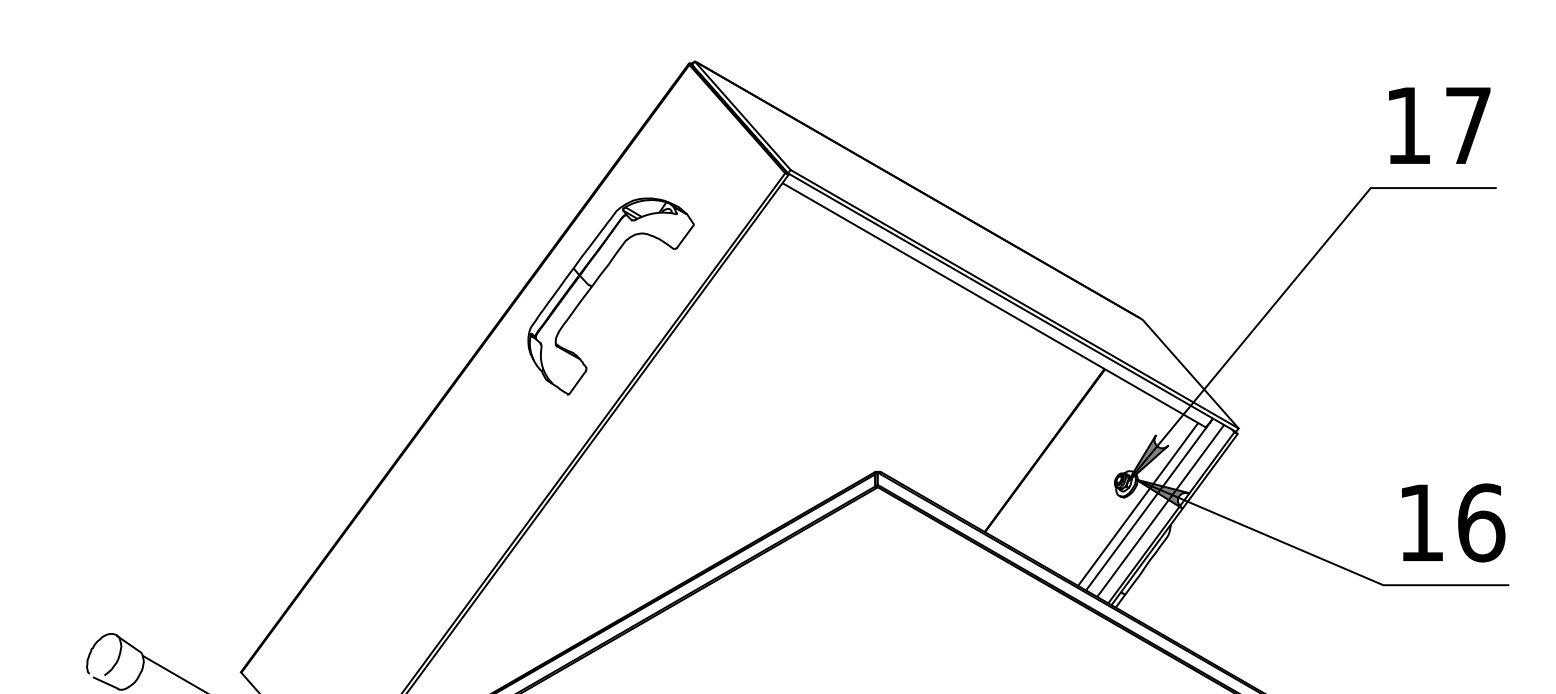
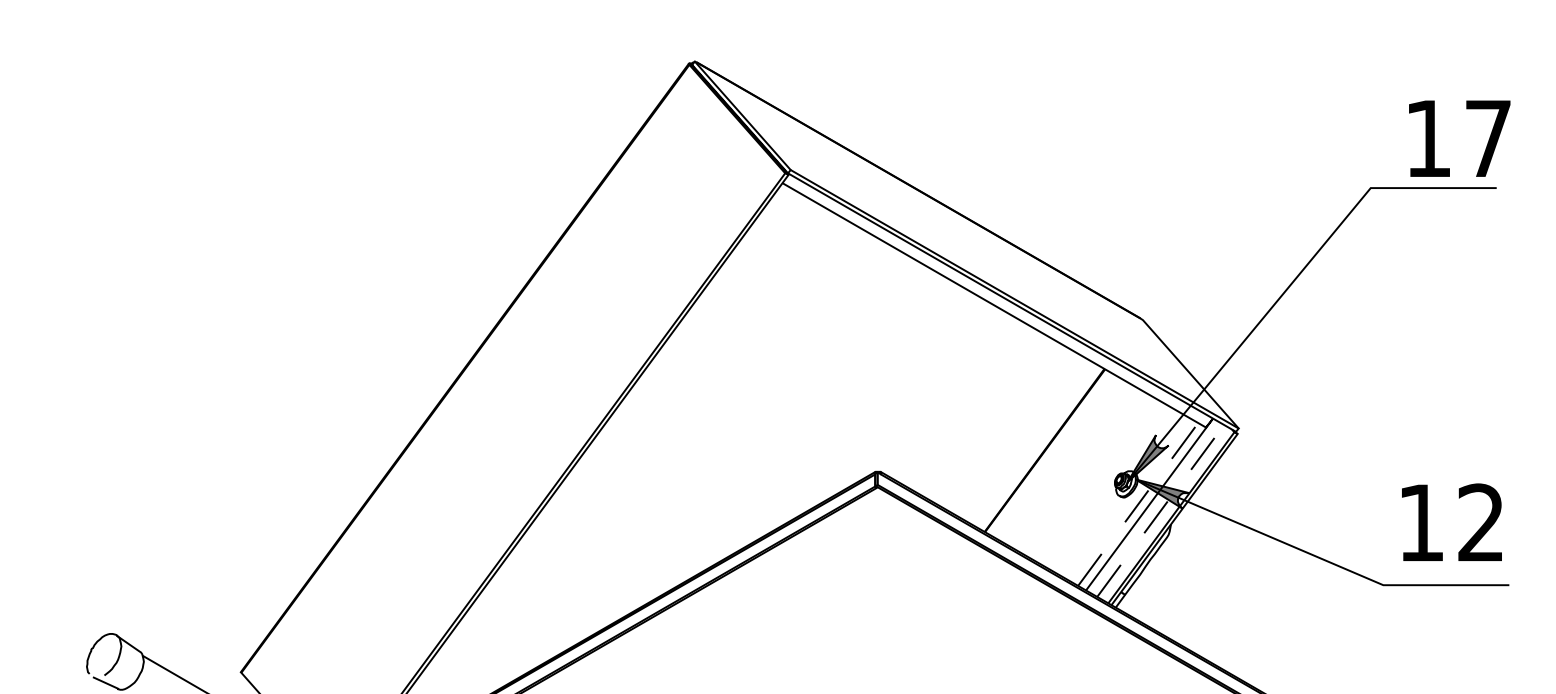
text position: (1439, 125) -> (1459, 138) (1459, 138)
part: present -> none (593, 286)
line: solid -> dashed (1138, 503)
line: solid -> dashed (1160, 510)
text: 16 -> 12 (1481, 522)
